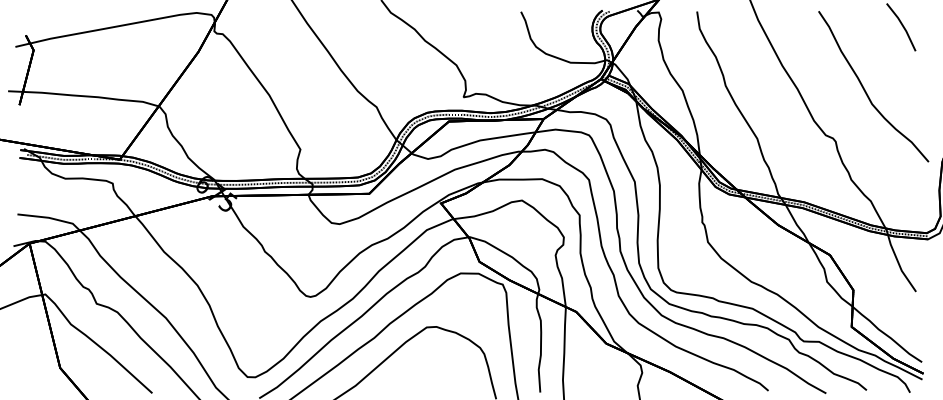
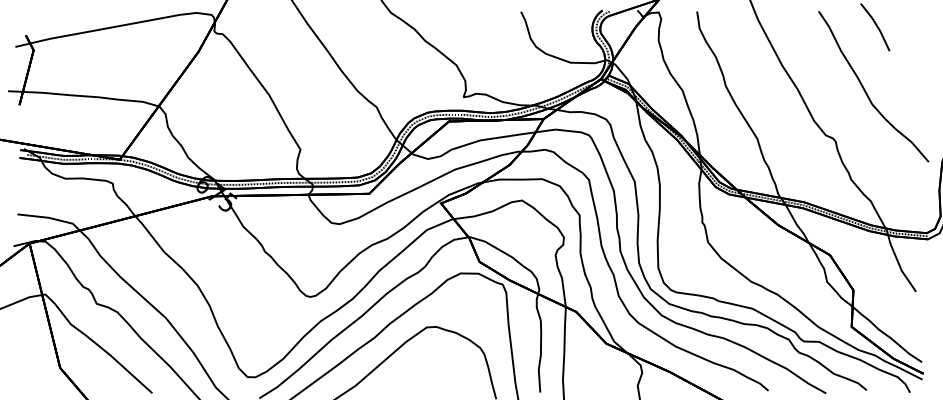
part position: (901, 27) -> (875, 27) (875, 27)
